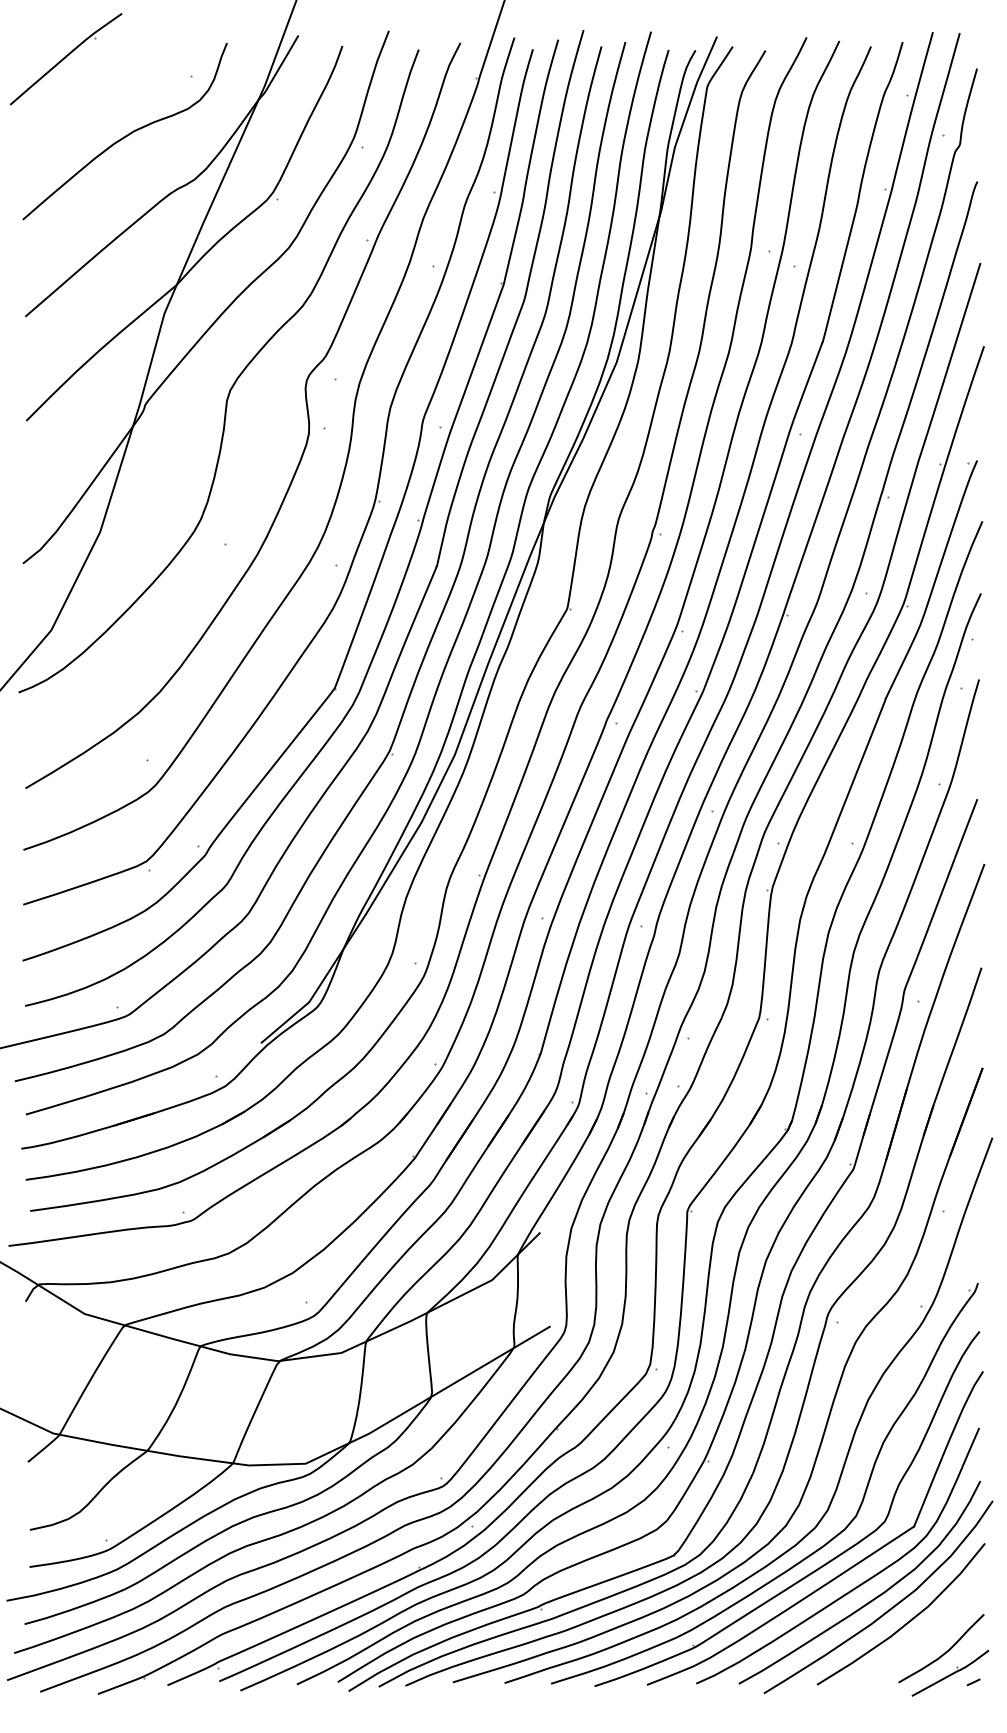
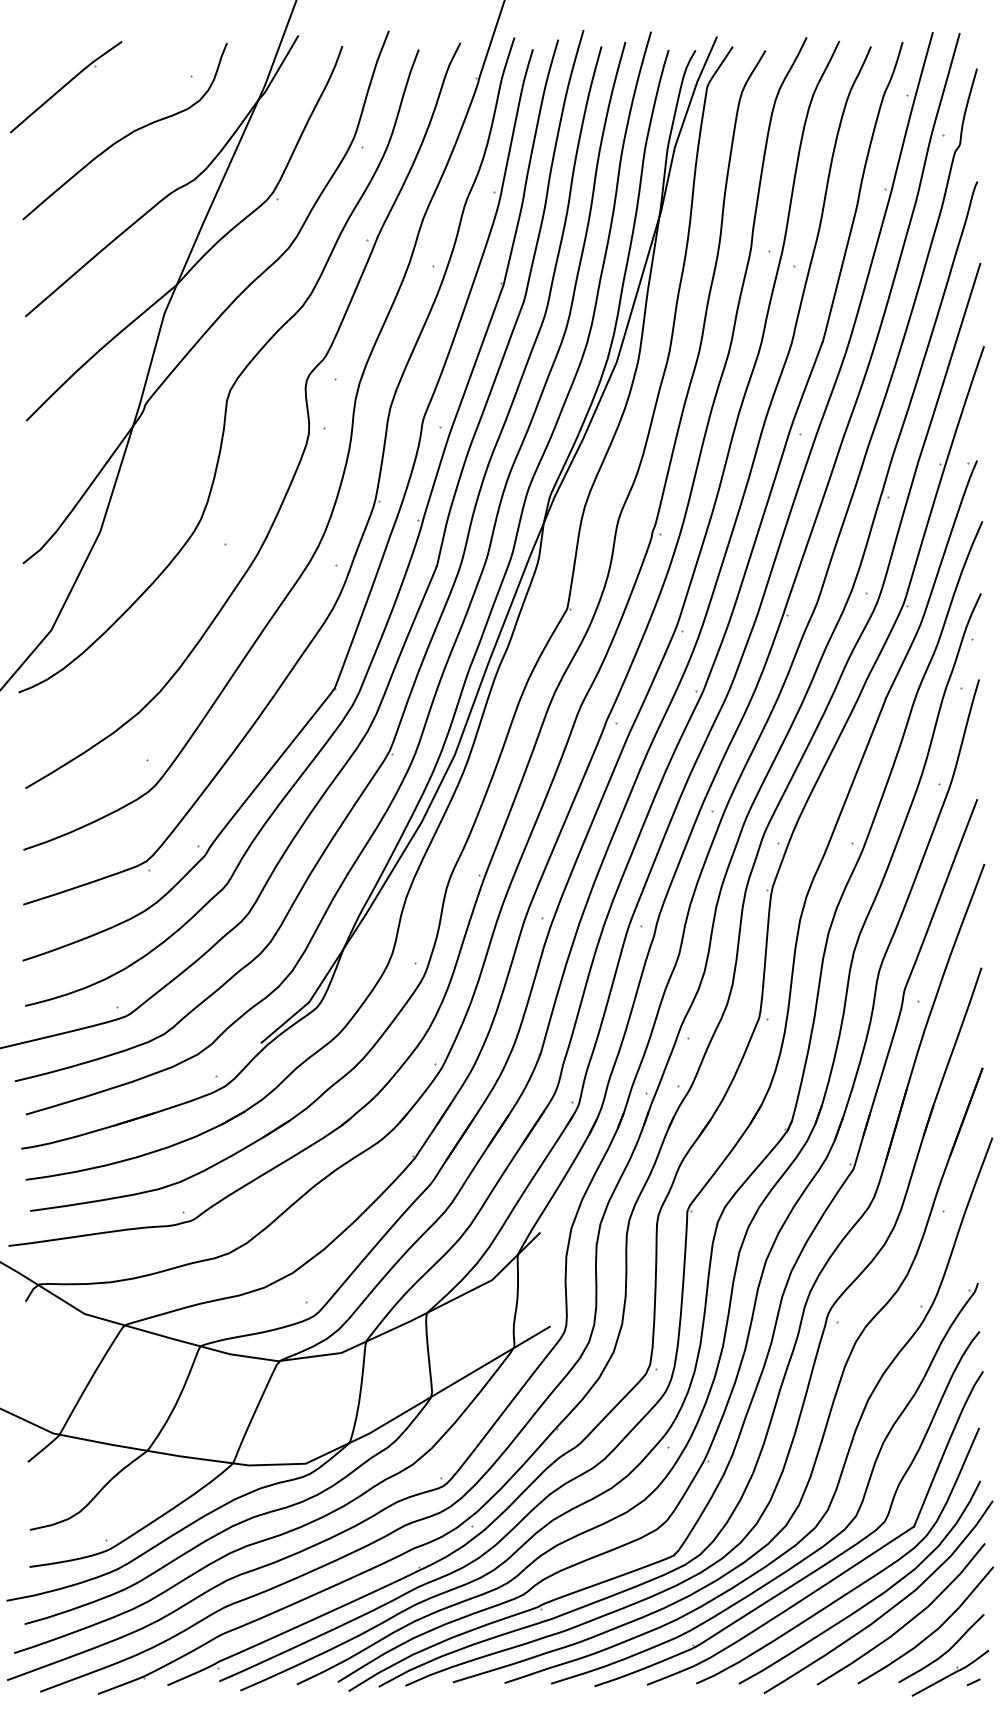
part position: (65, 59) -> (65, 87) (65, 87)
curve: none -> present (931, 1632)
